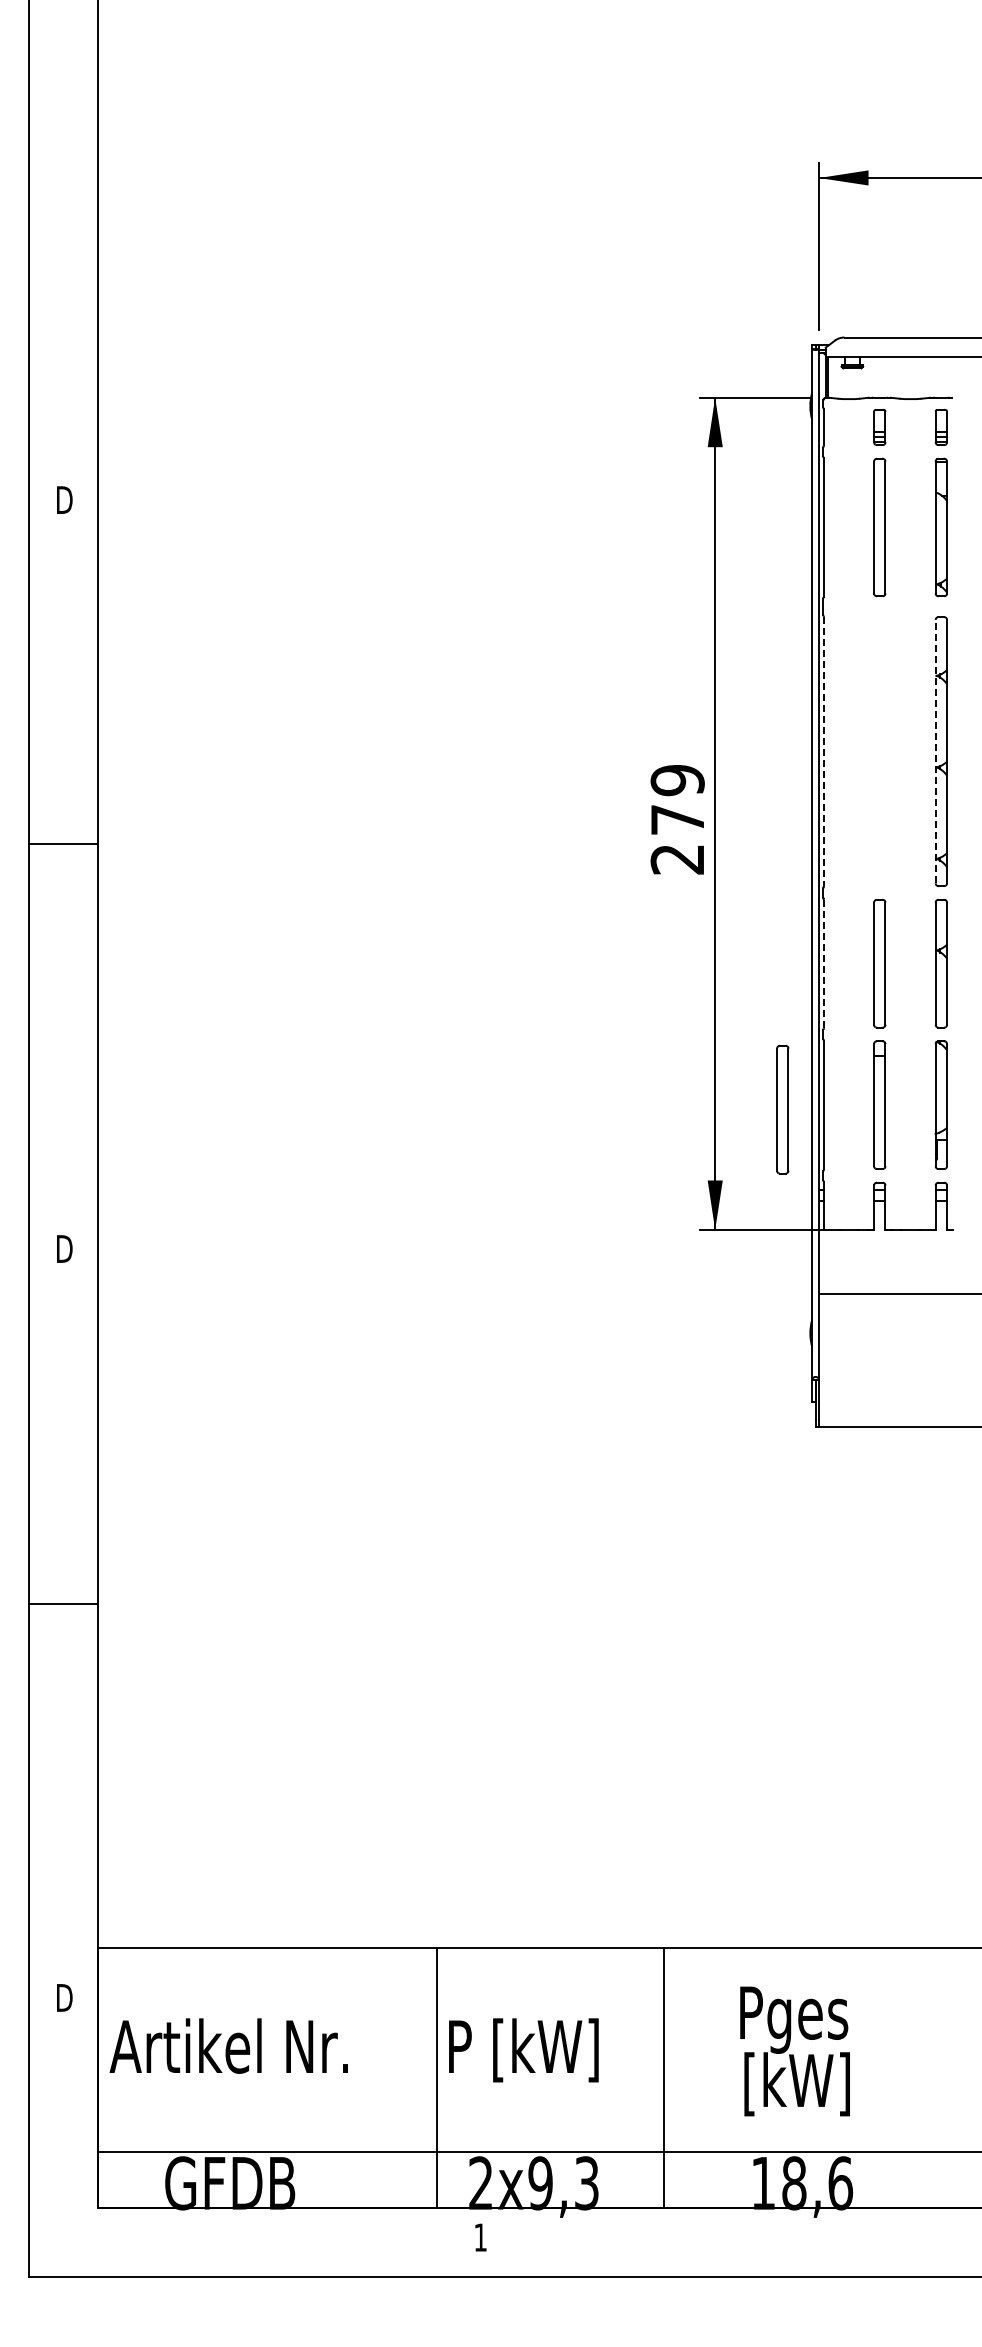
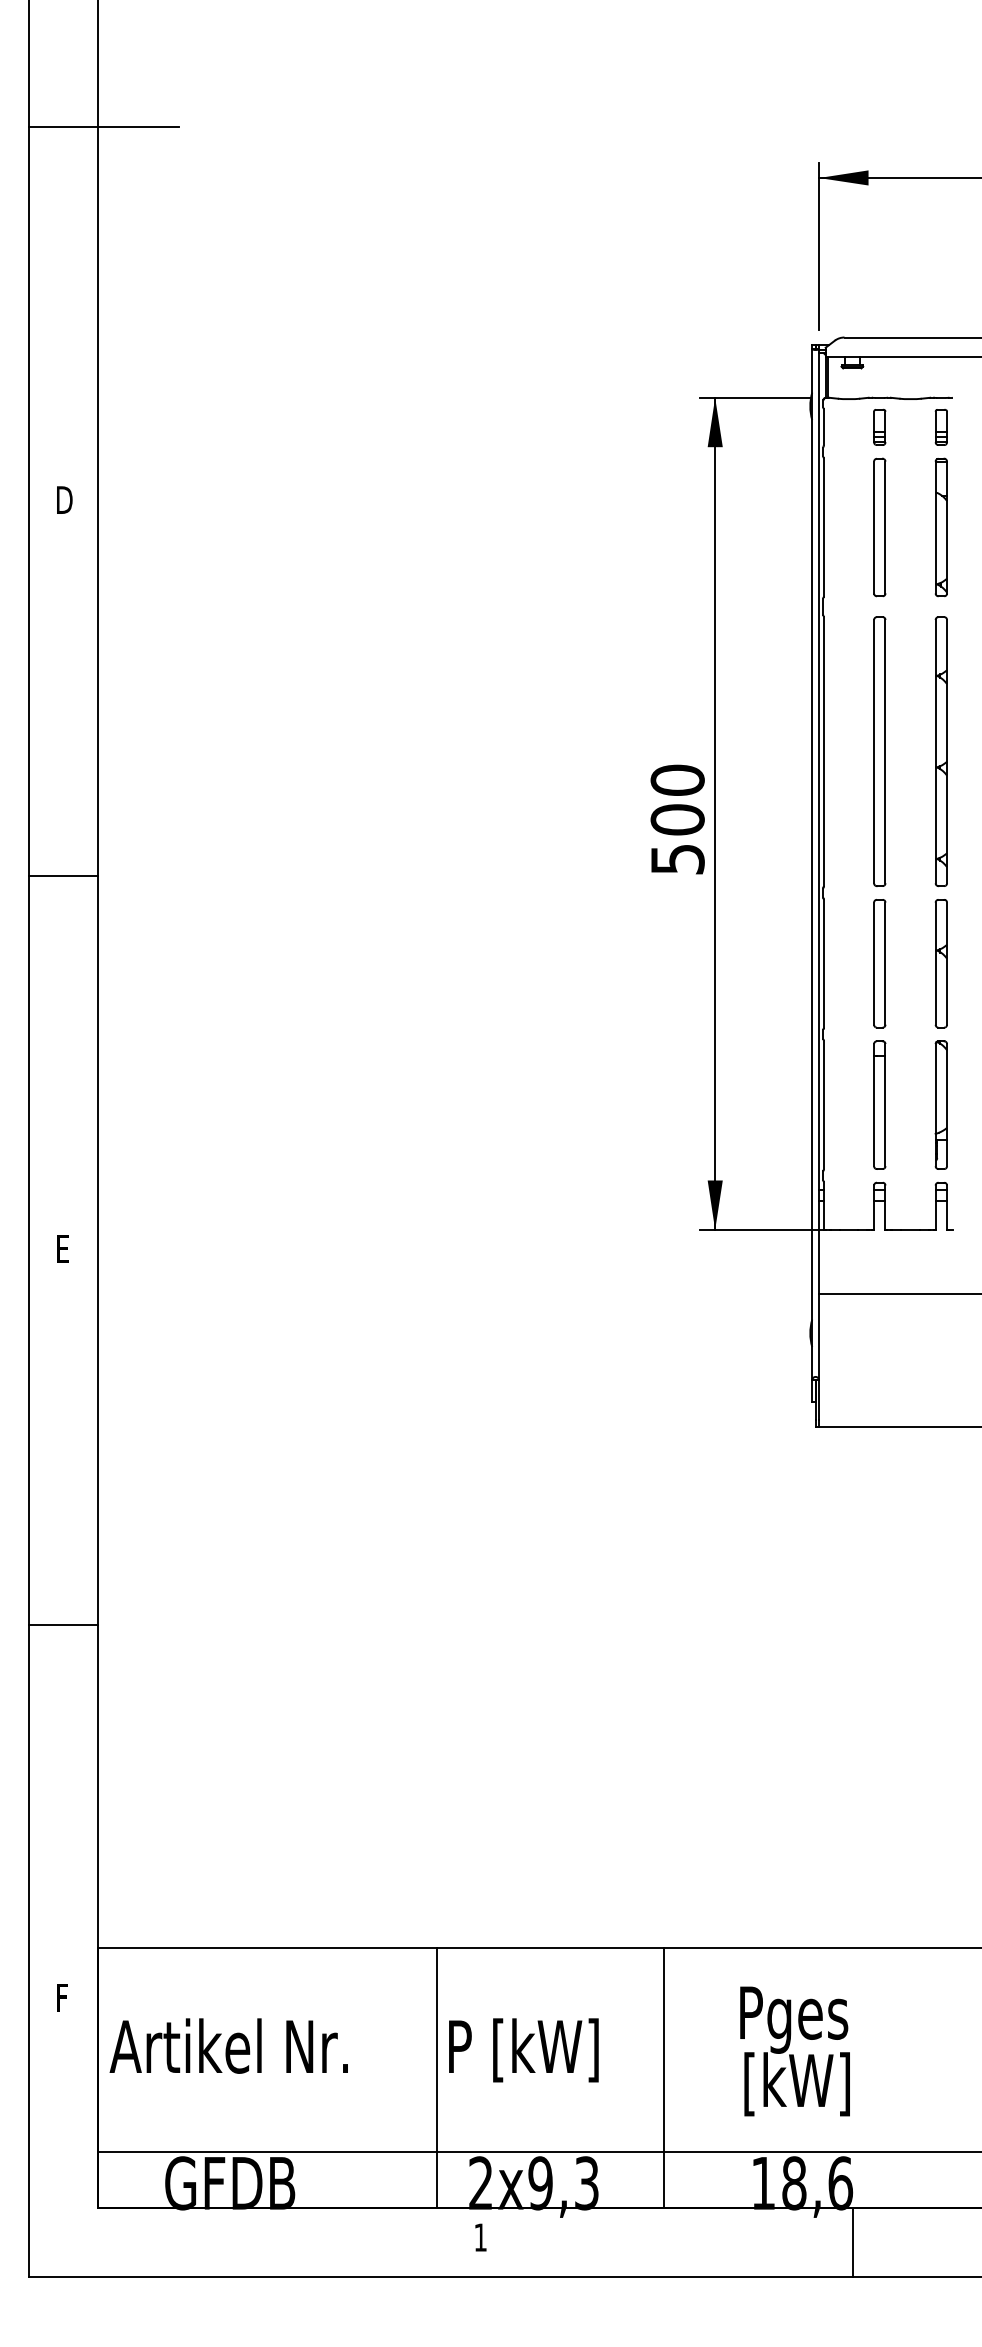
line: none -> present (104, 127)
line: dashed -> solid (823, 751)
part: none -> present (879, 751)
line: dashed -> solid (935, 751)
text: 279 -> 500 (677, 819)
line position: (63, 844) -> (63, 876) (63, 876)
line: dashed -> solid (823, 964)
part: present -> none (782, 1109)
text: D -> E (64, 1248)
line position: (63, 1604) -> (63, 1625) (63, 1625)
text: D -> F (64, 1997)
line: none -> present (853, 2241)
